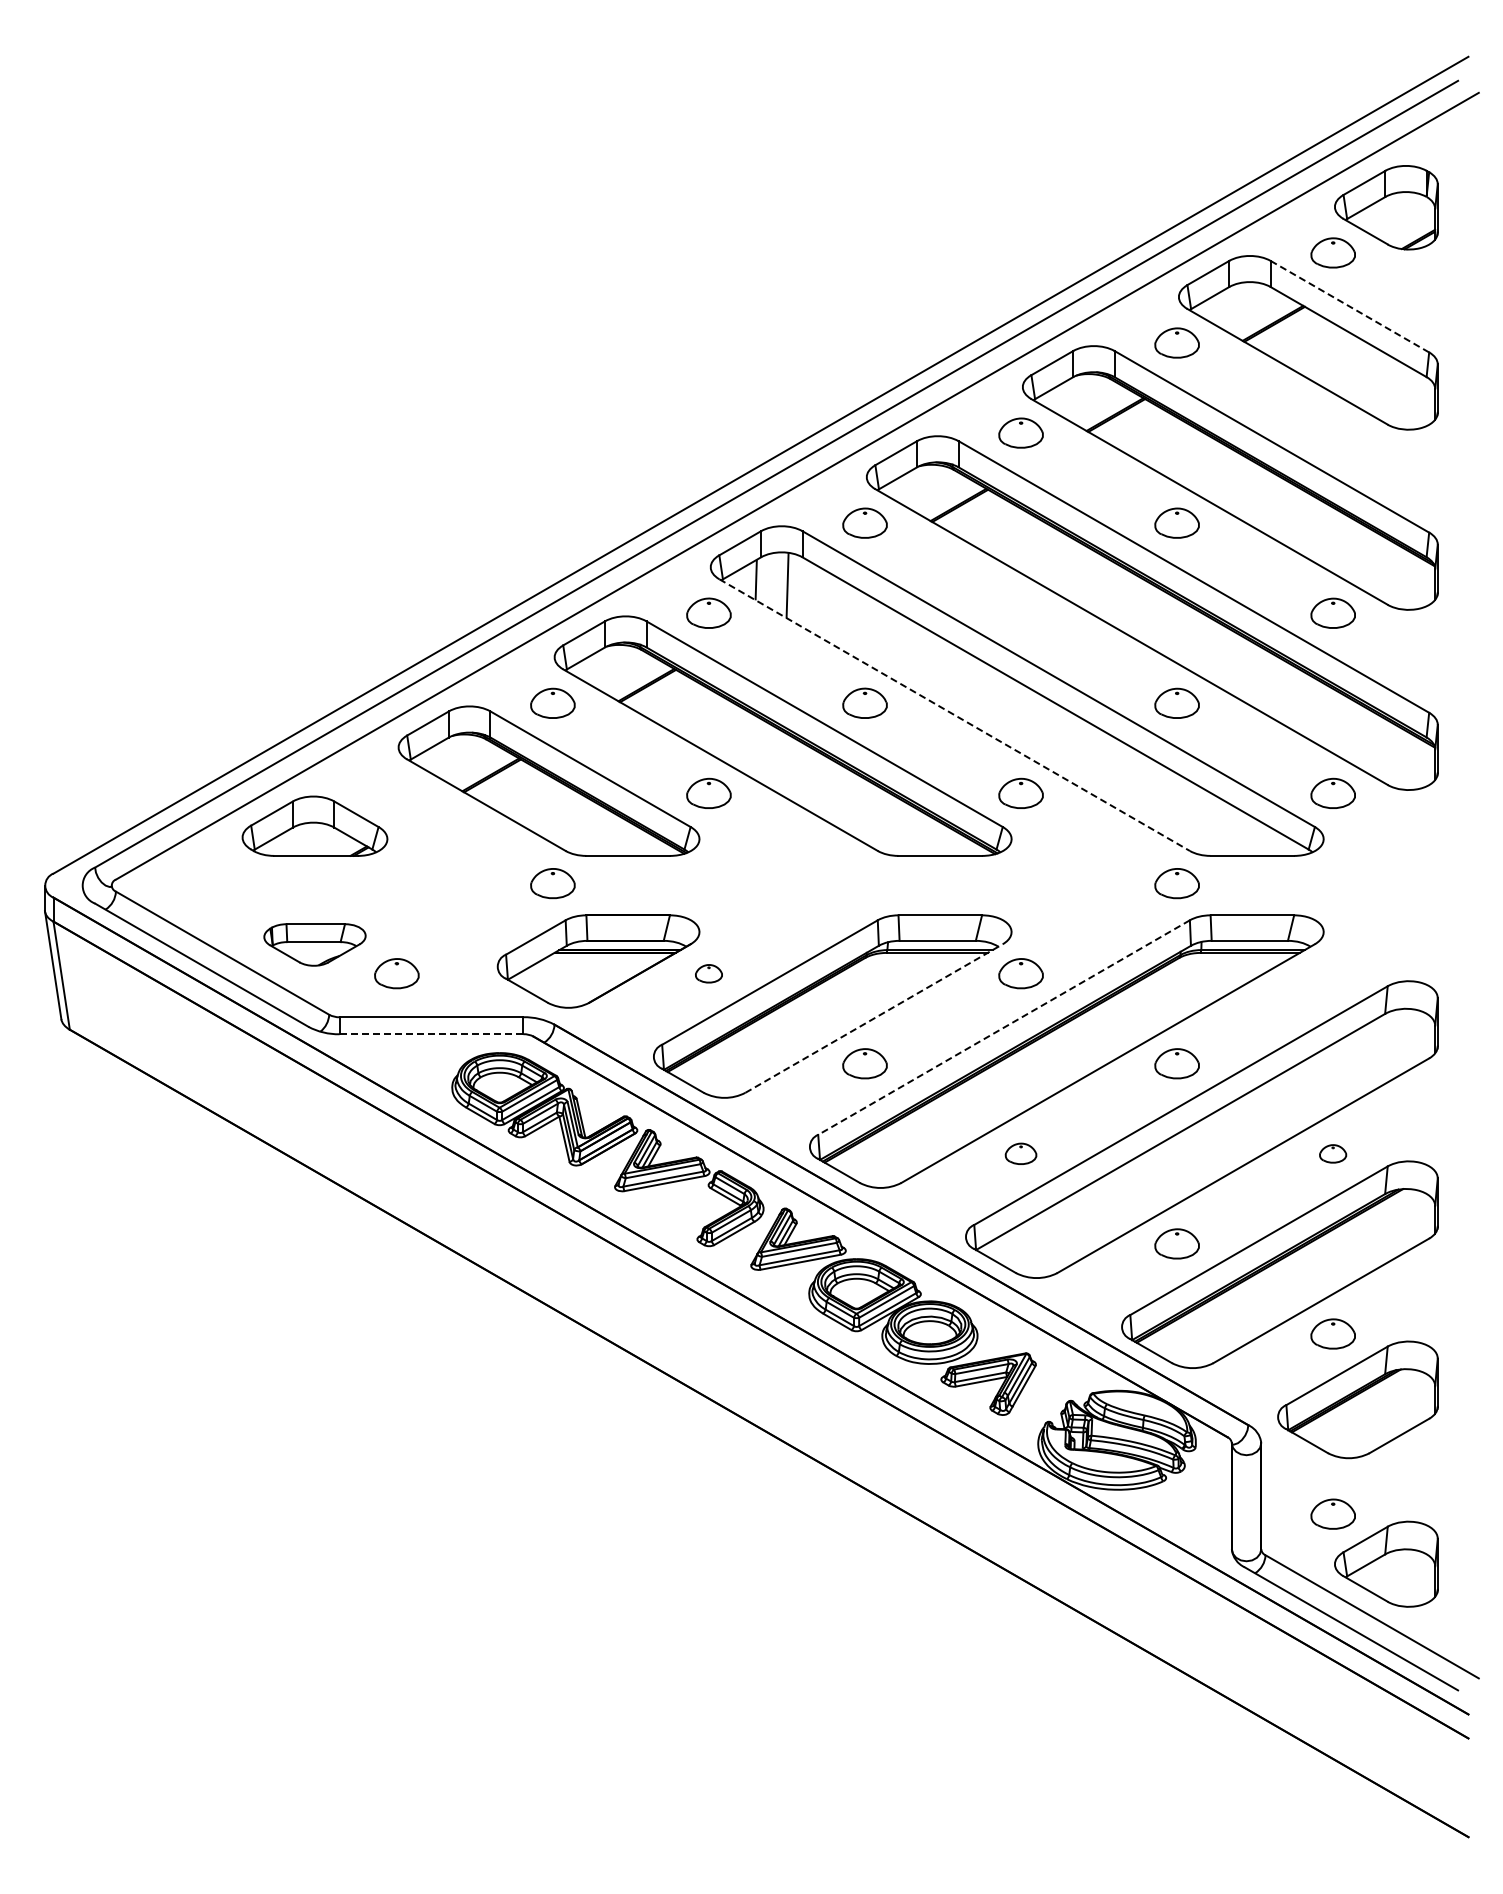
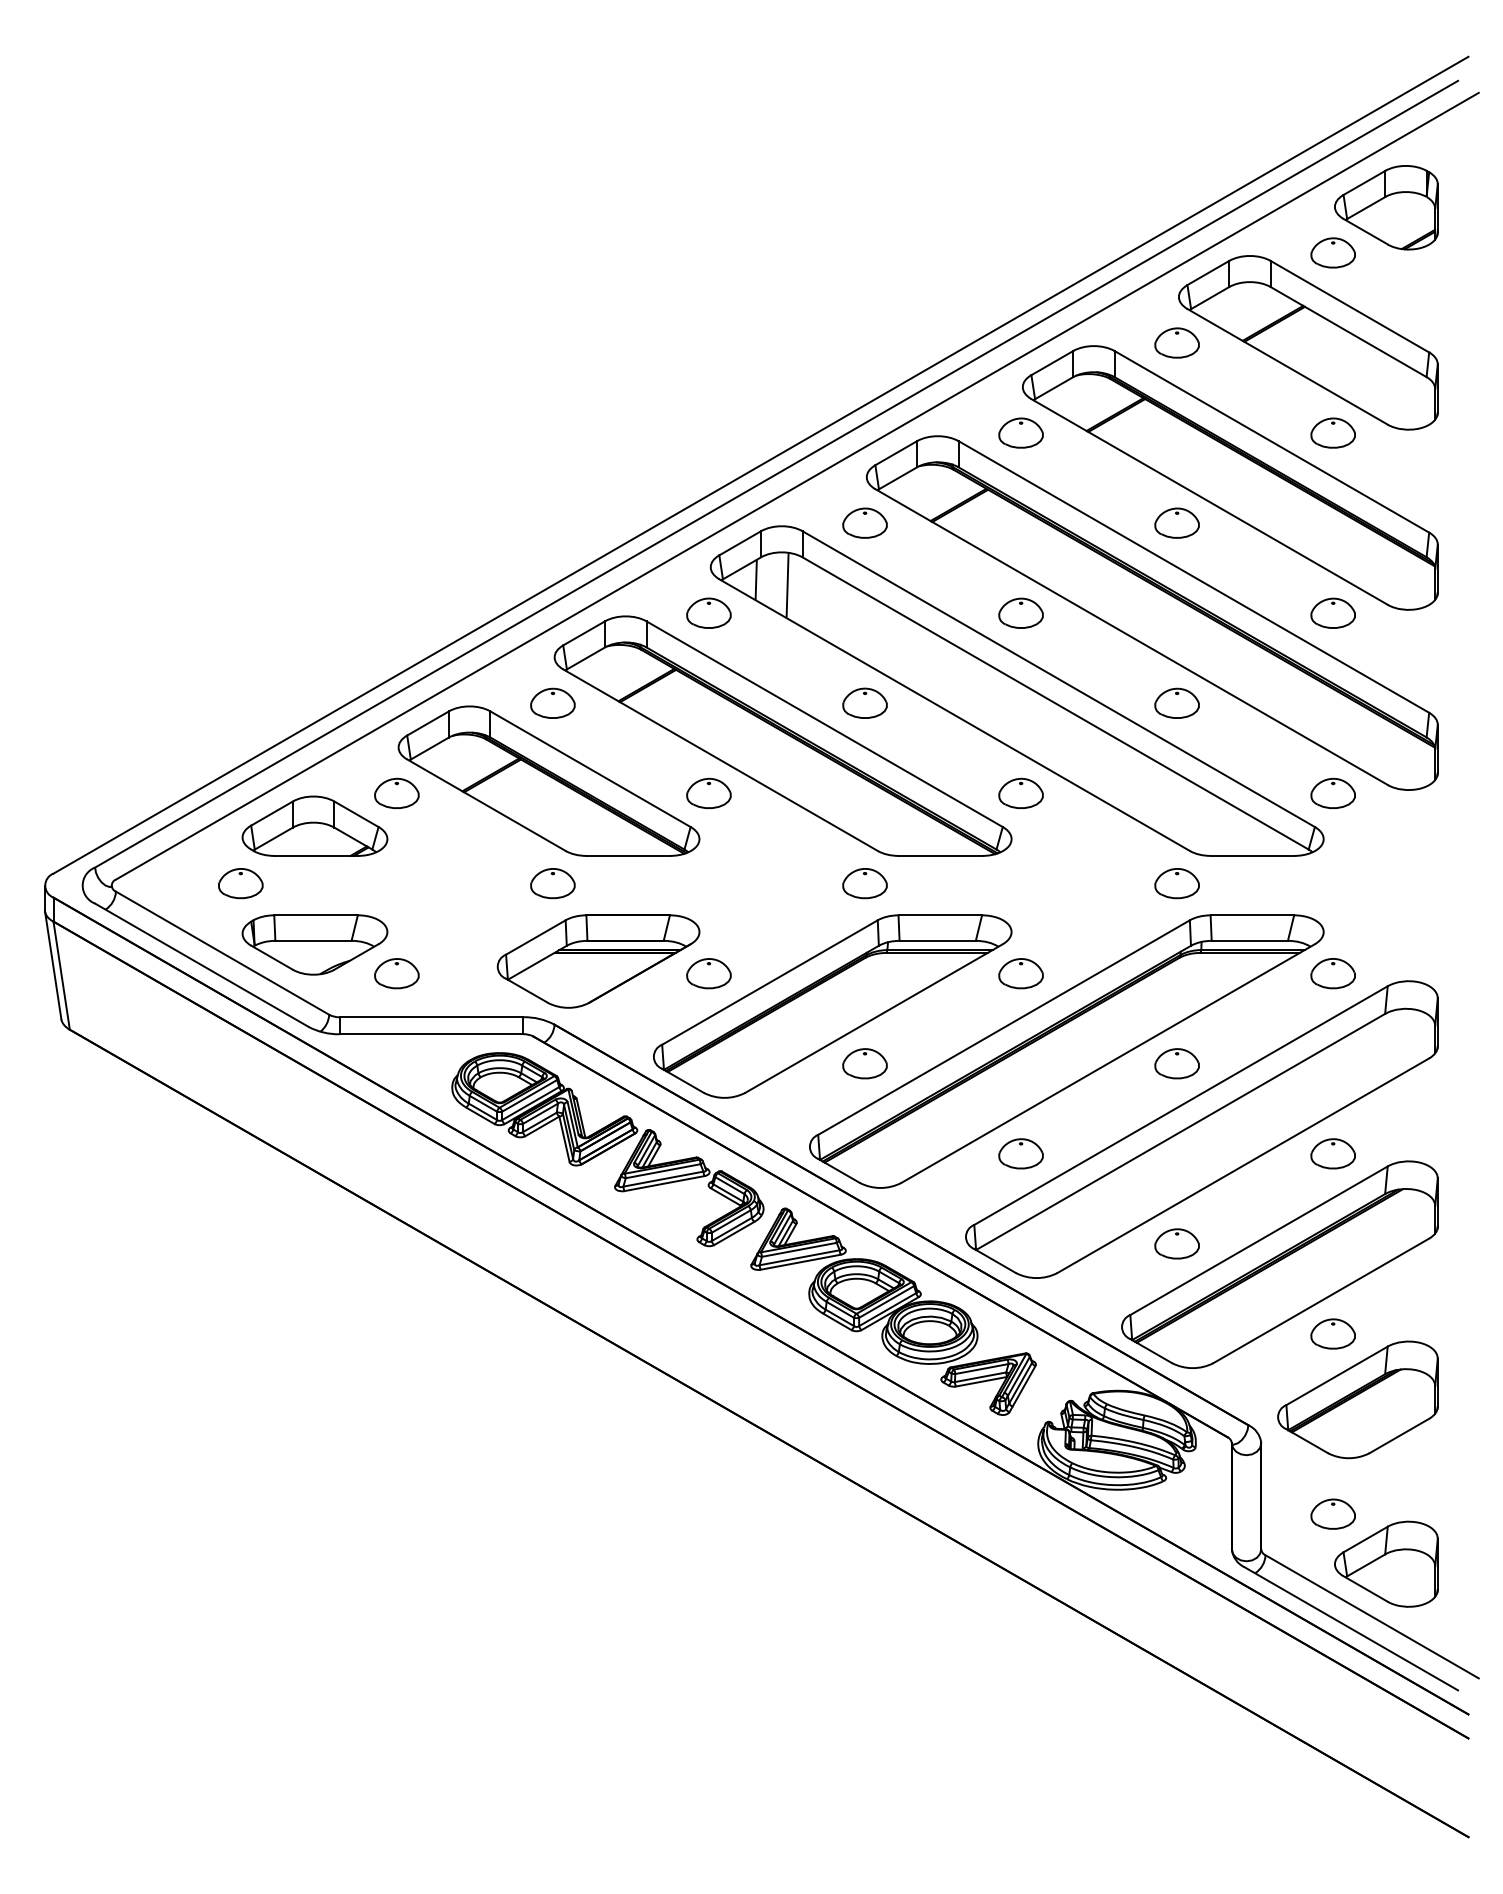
line: dashed -> solid (1349, 306)
part: none -> present (1332, 432)
part: none -> present (1020, 612)
line: dashed -> solid (954, 715)
part: none -> present (396, 792)
part: none -> present (240, 883)
part: none -> present (864, 883)
part size: 104x44 px -> 148x62 px (314, 944)
part size: 28x20 px -> 46x32 px (708, 973)
part: none -> present (1332, 973)
line: dashed -> solid (874, 1018)
line: dashed -> solid (1004, 1027)
line: dashed -> solid (431, 1034)
part size: 34x23 px -> 46x32 px (1020, 1153)
part size: 29x20 px -> 46x32 px (1332, 1153)
